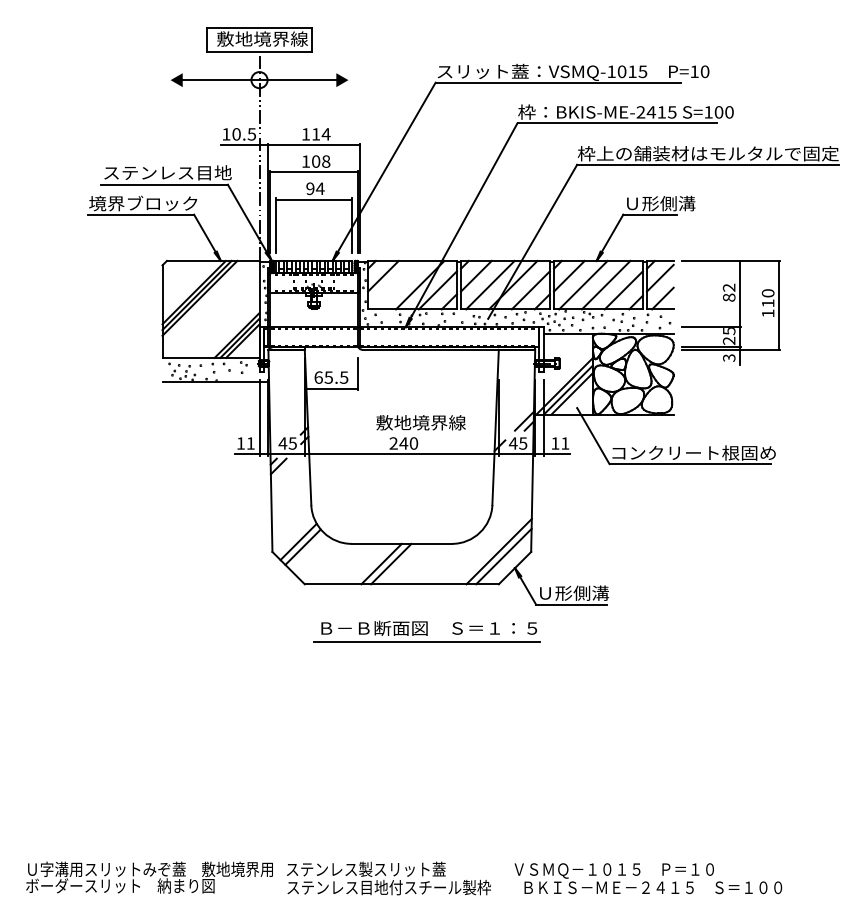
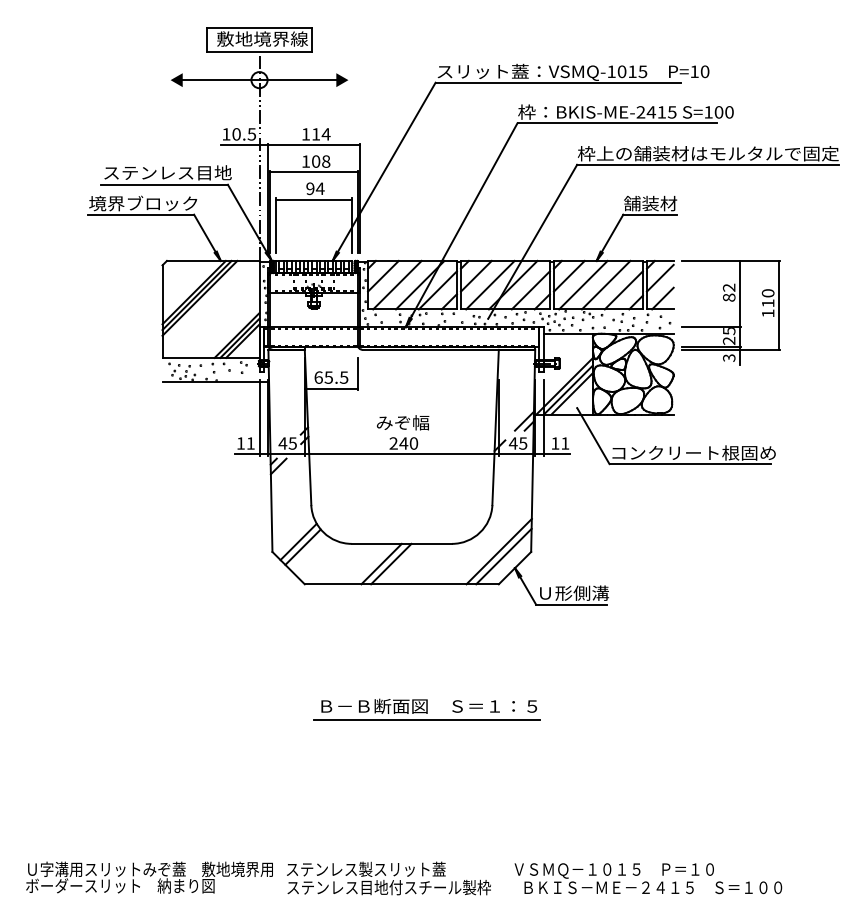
text: Ｕ形側溝 -> 舗装材 (659, 203)
line: none -> present (397, 284)
text: 敷地境界線 -> みぞ幅 (420, 422)
part position: (426, 631) -> (426, 709) (426, 709)
